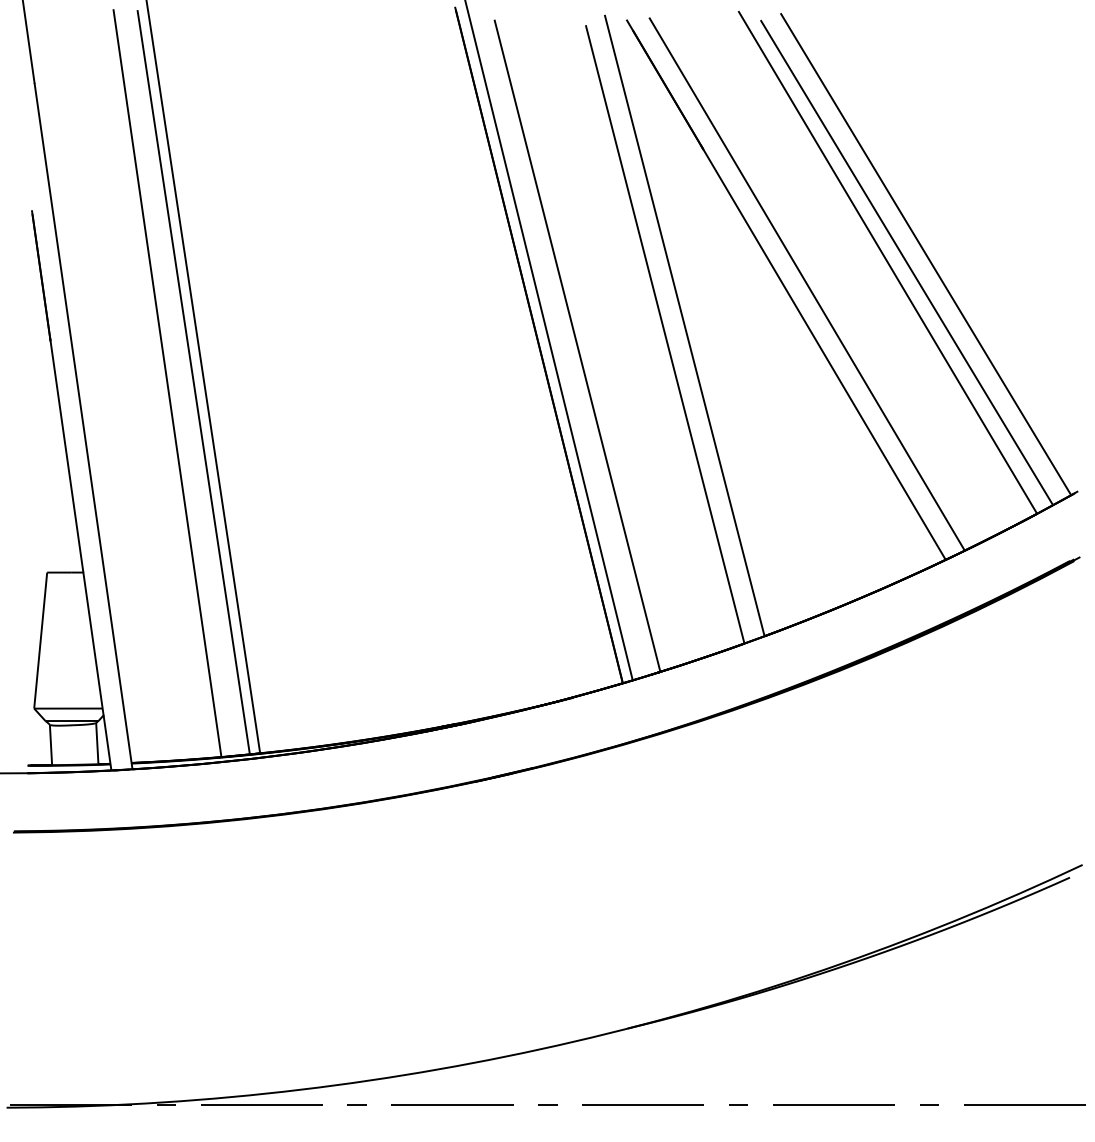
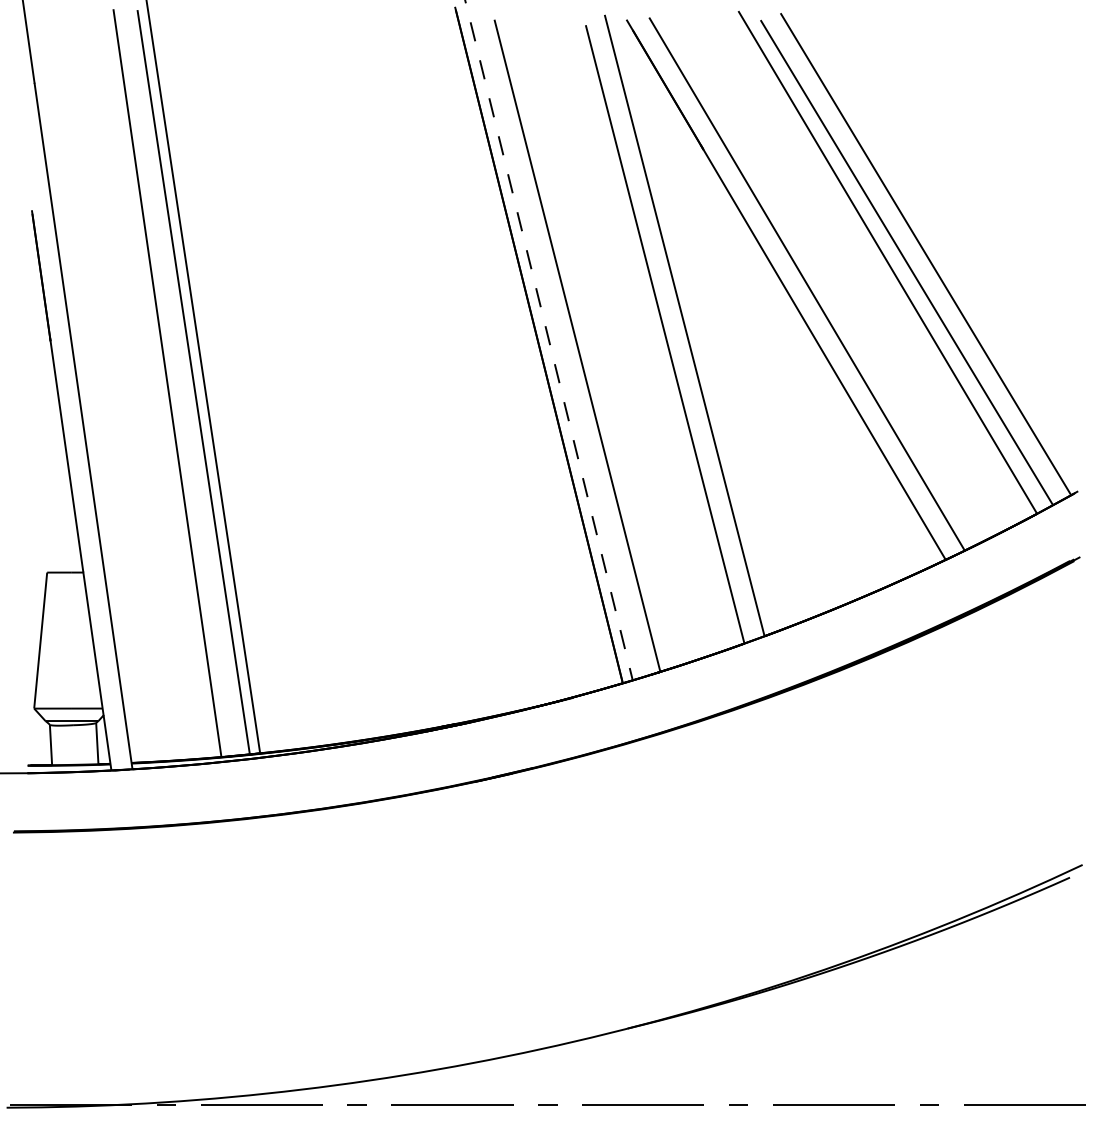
line: solid -> dashed (549, 340)
